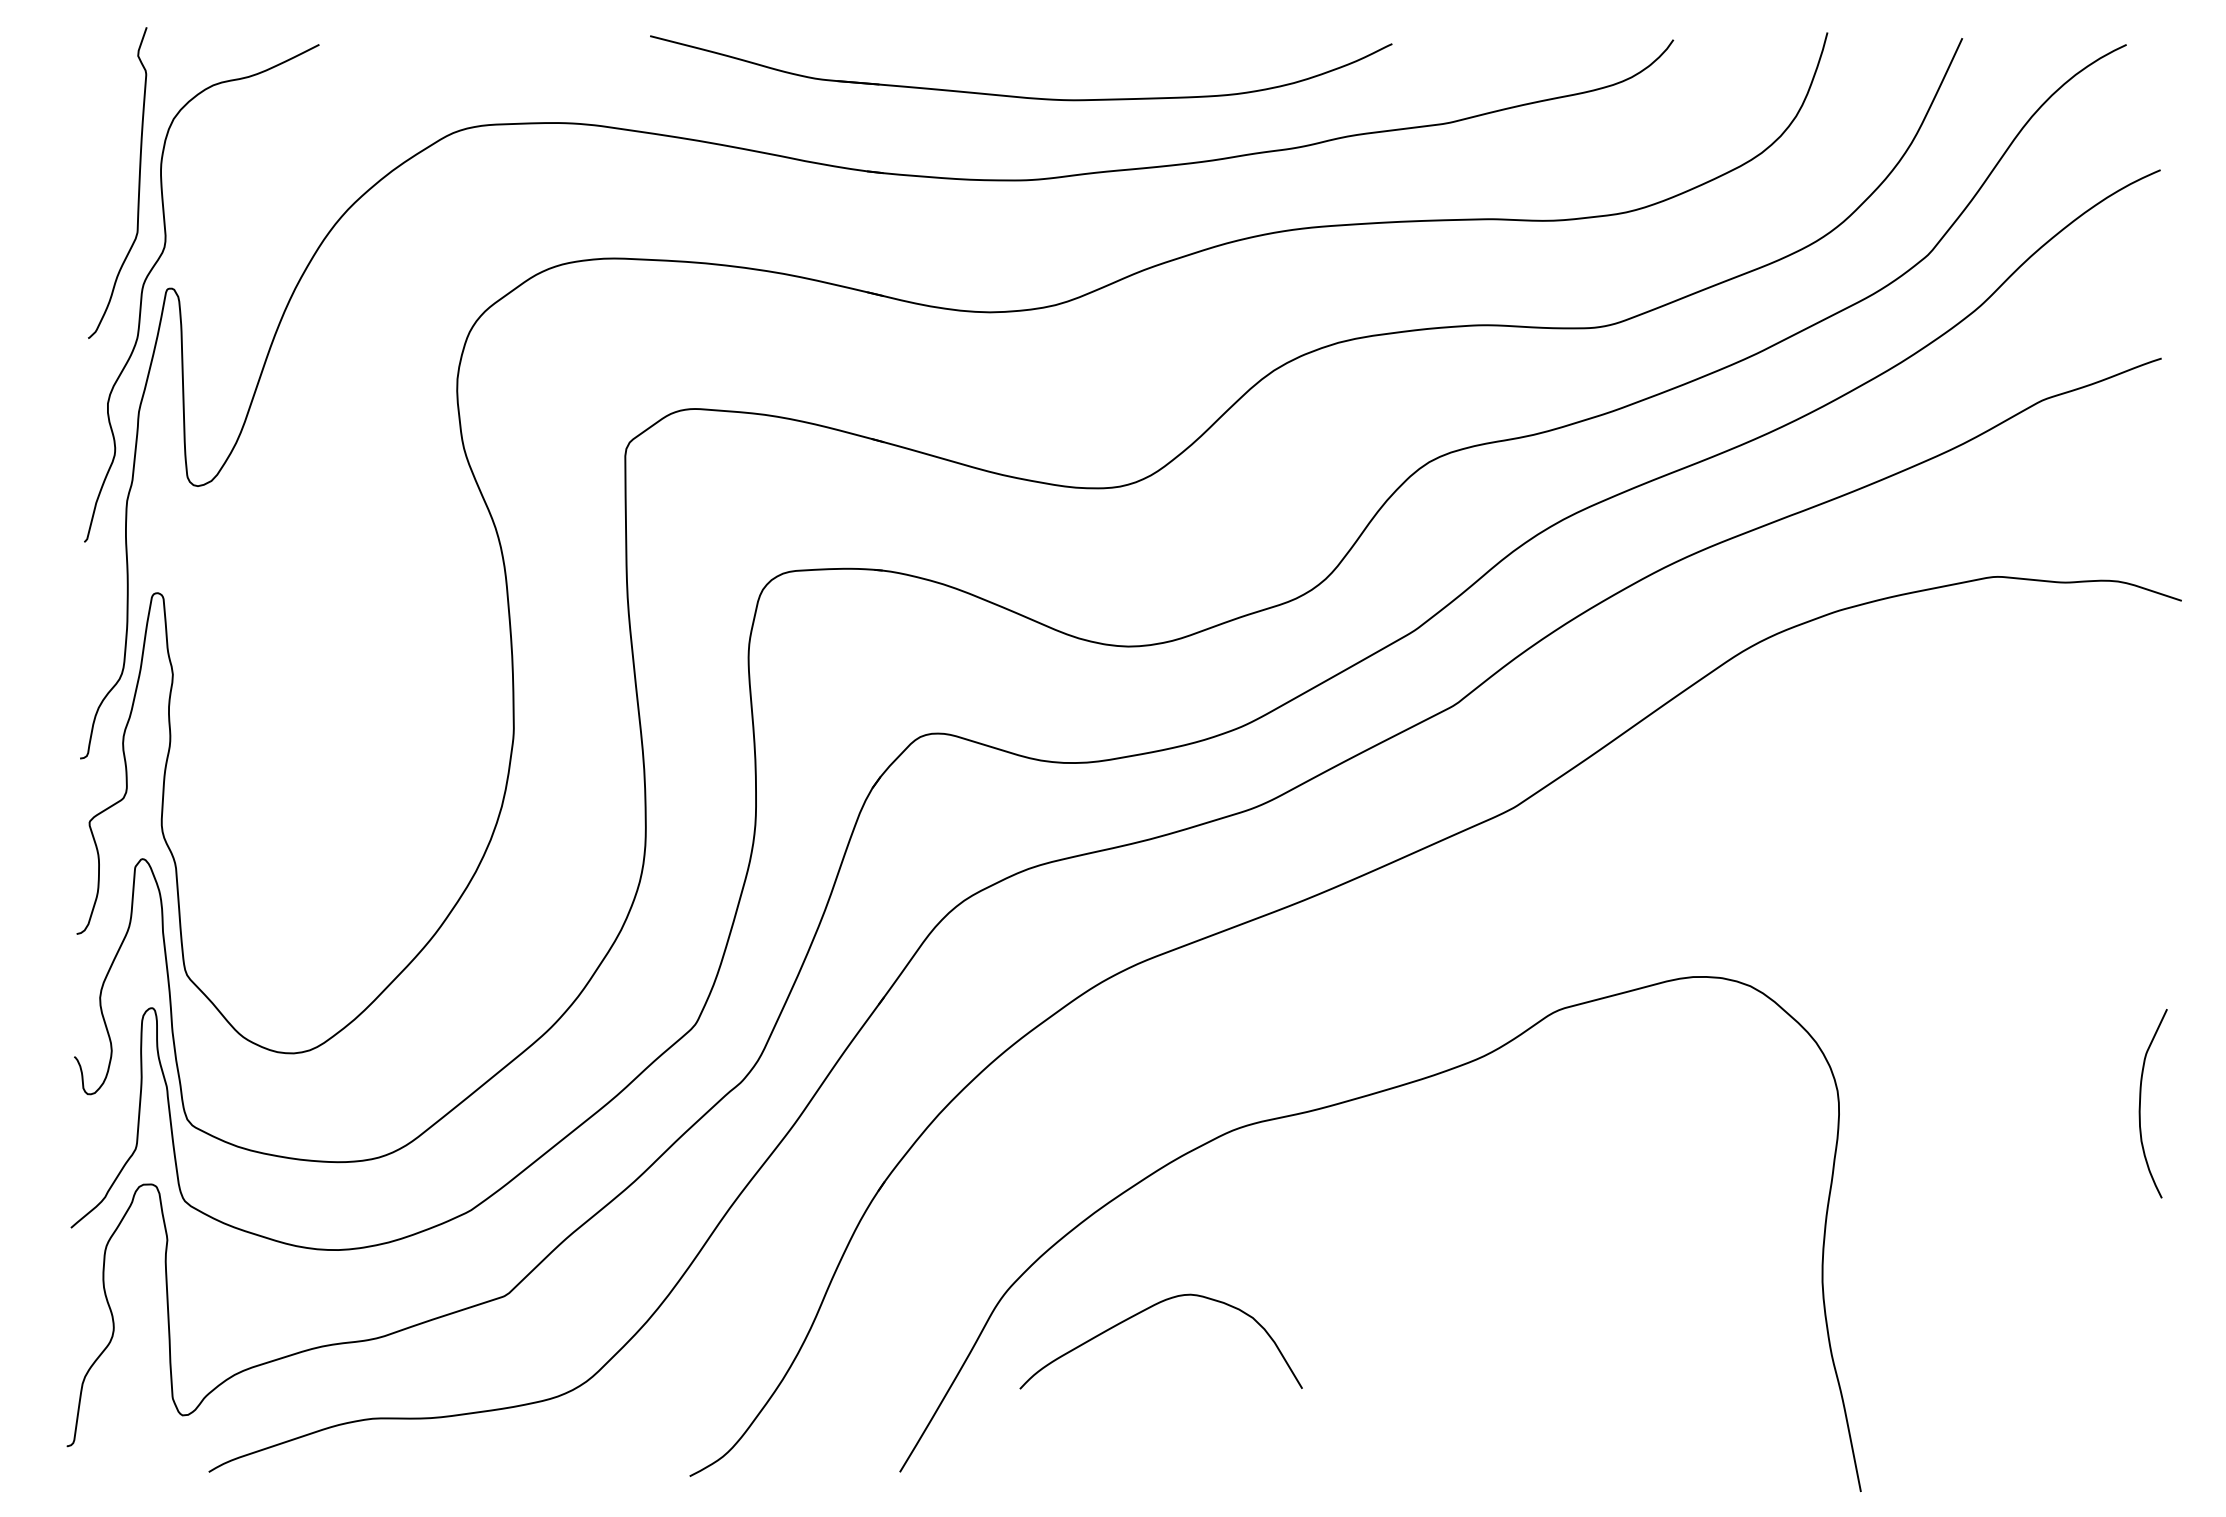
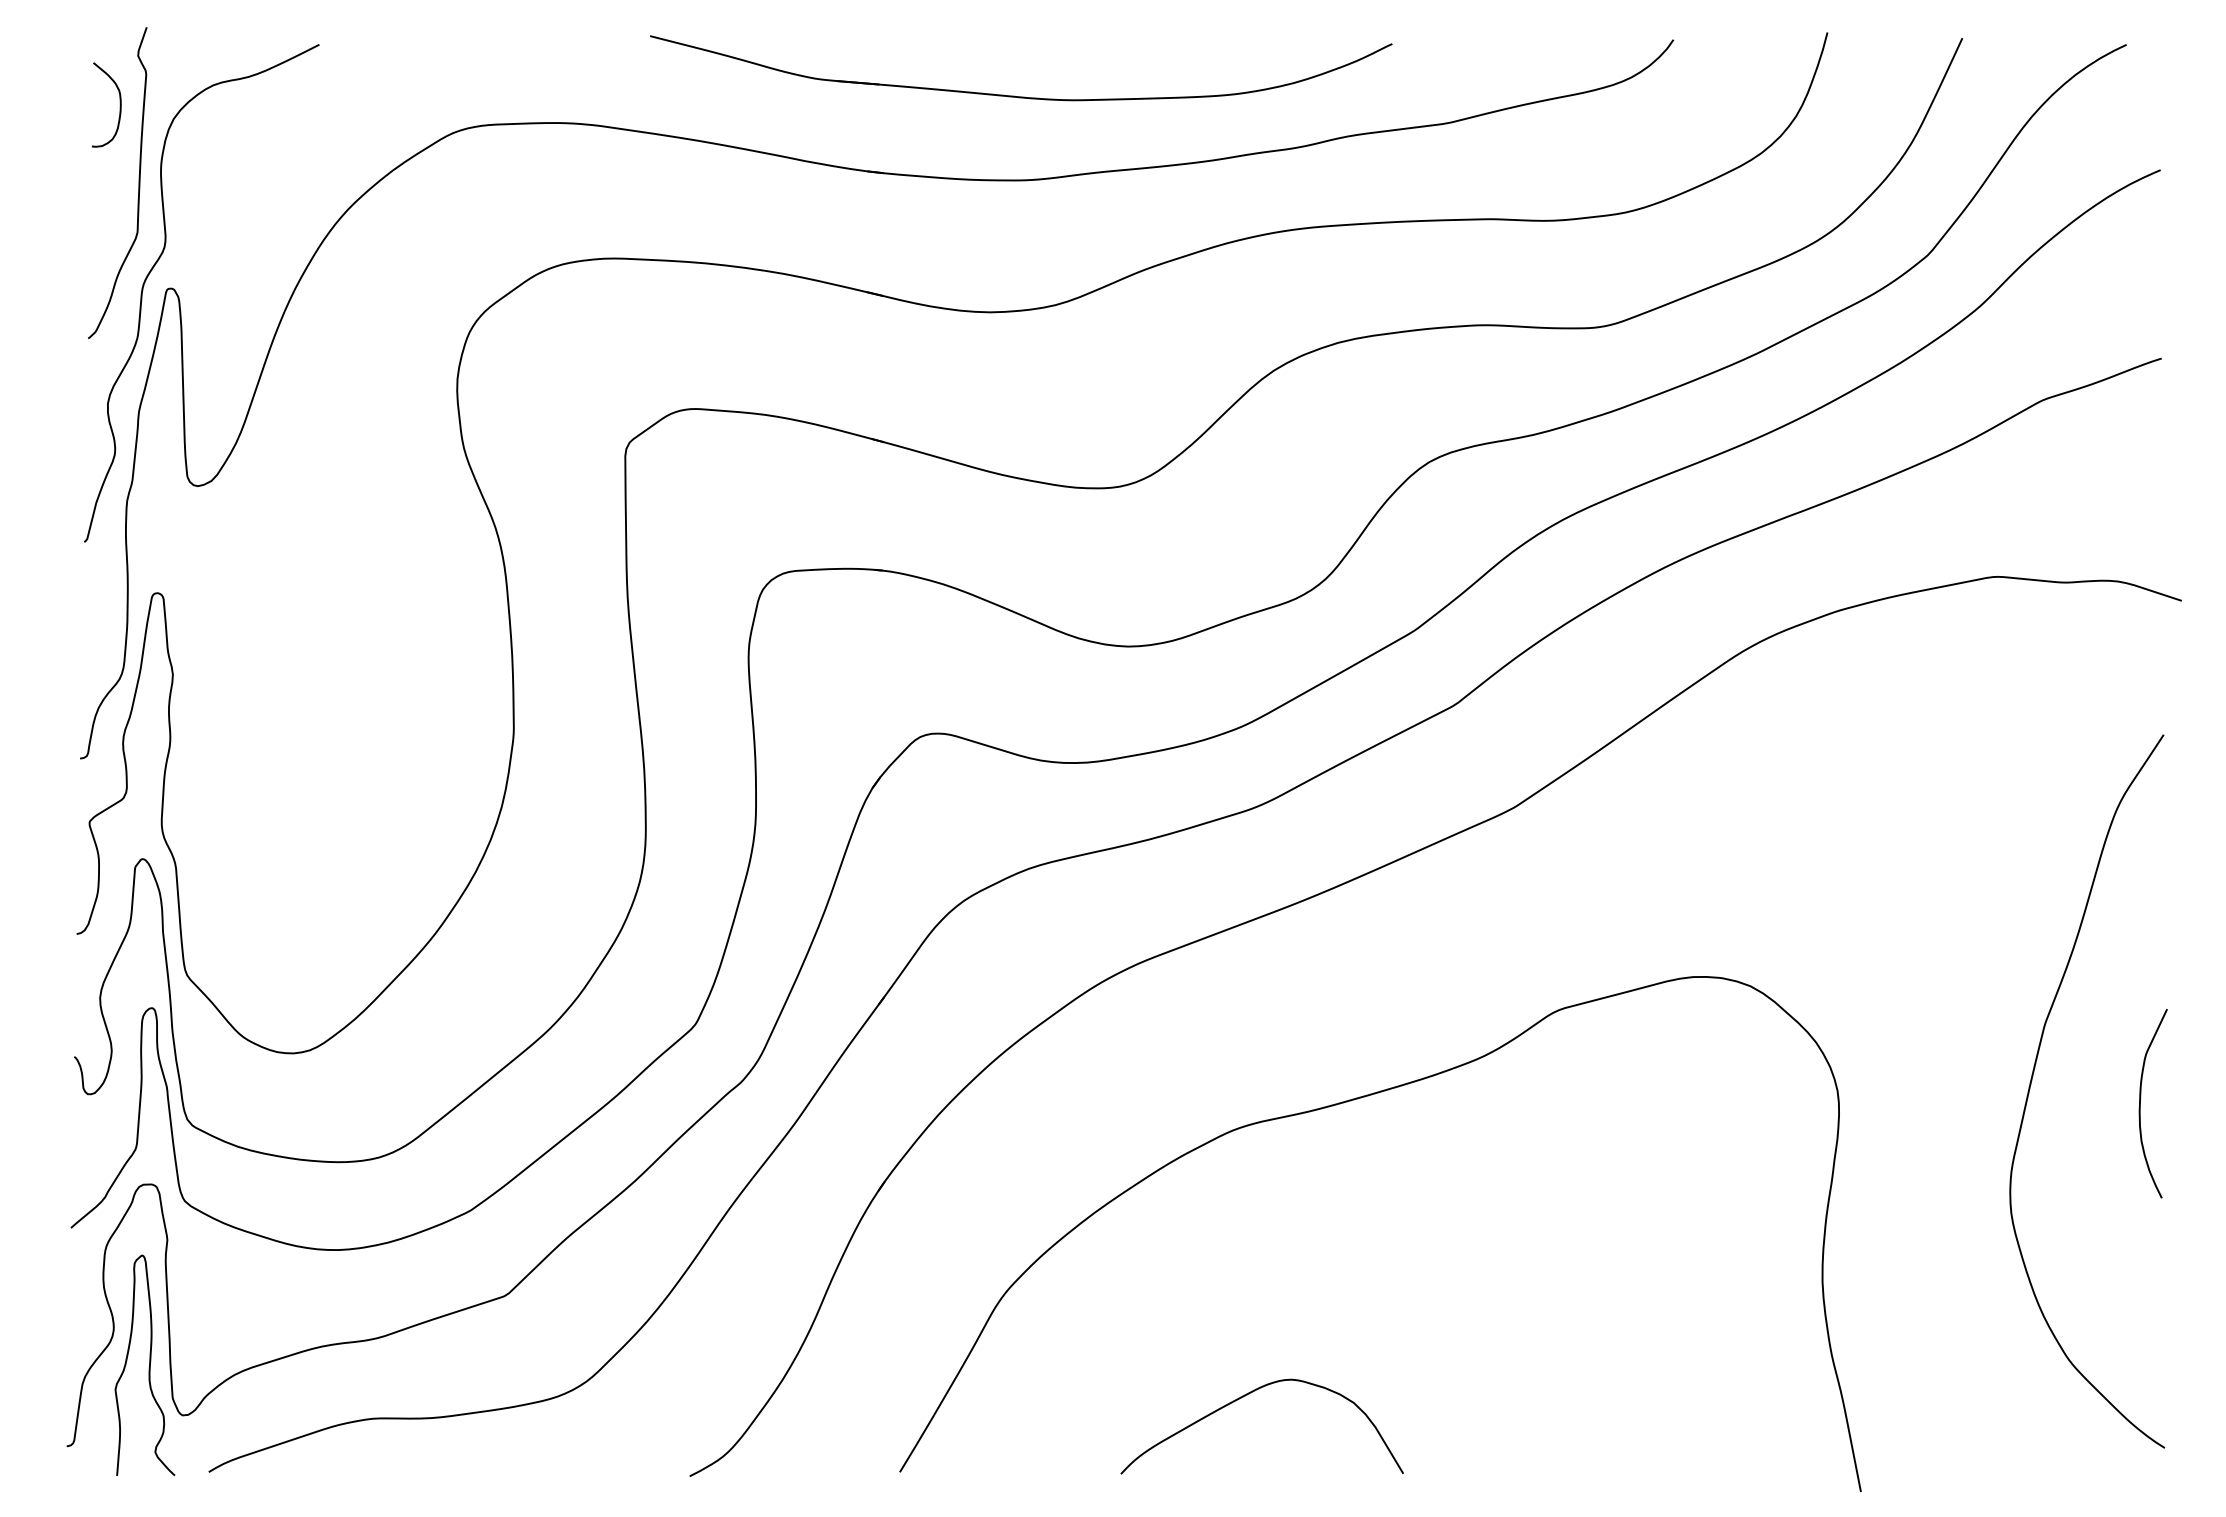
curve: none -> present (119, 104)
curve: none -> present (2033, 1076)
curve position: (1144, 1311) -> (1245, 1396) (1245, 1396)
curve: none -> present (149, 1365)
